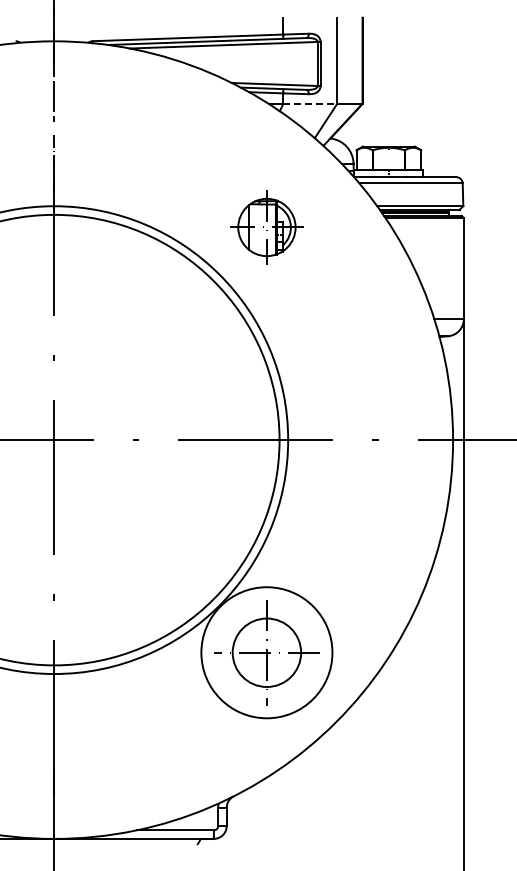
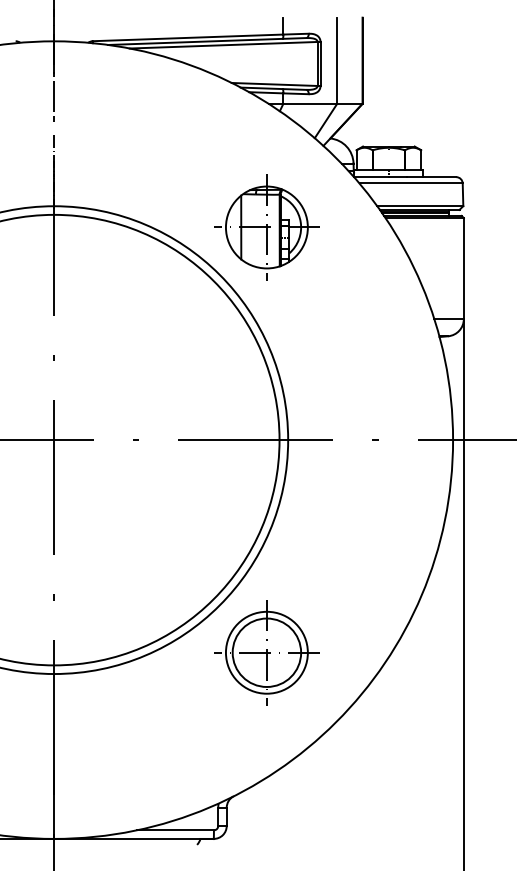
line: dashed -> solid (310, 103)
part size: 74x75 px -> 106x107 px (266, 227)
circle diameter: 131 px -> 82 px (266, 652)
